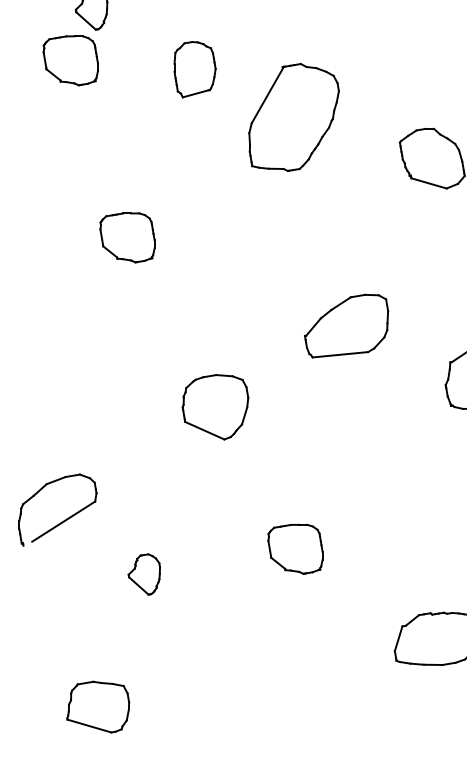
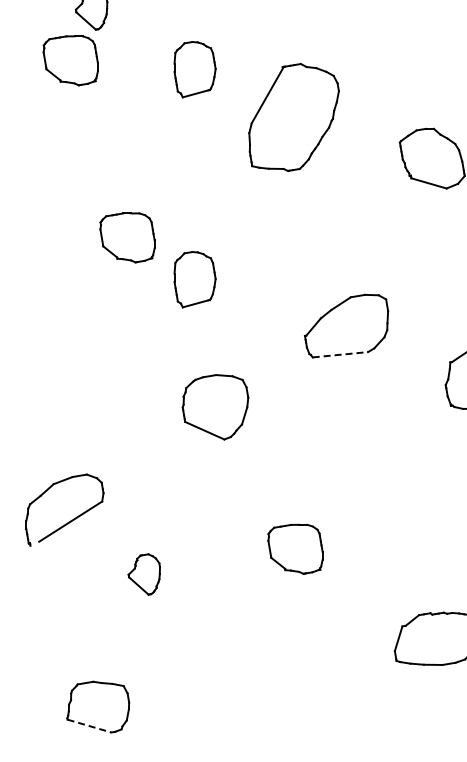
part: none -> present (194, 279)
line: solid -> dashed (340, 354)
part position: (63, 520) -> (70, 520) (70, 520)
line: solid -> dashed (89, 726)
